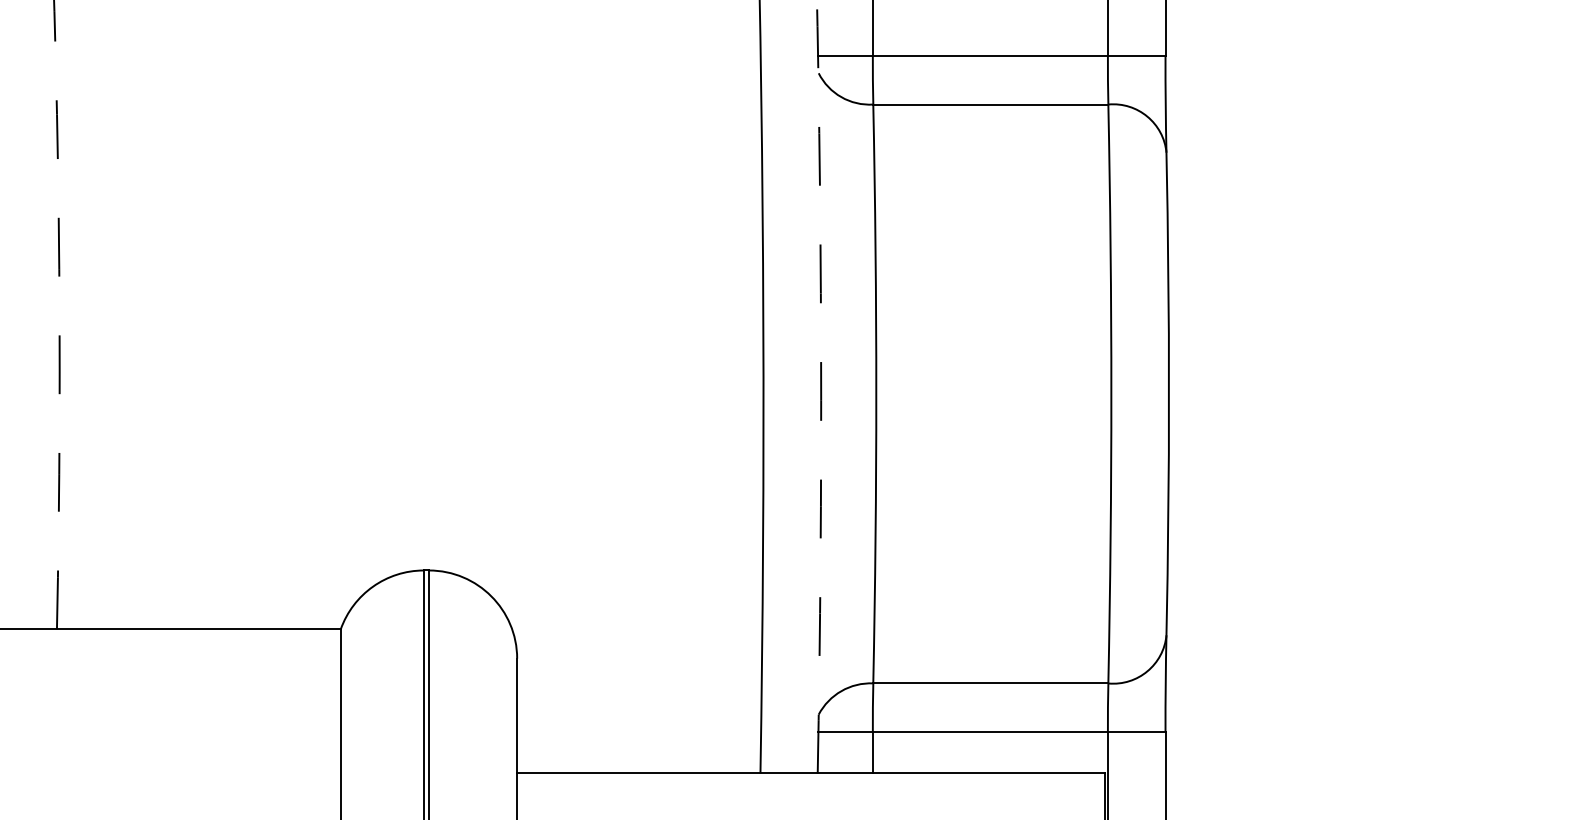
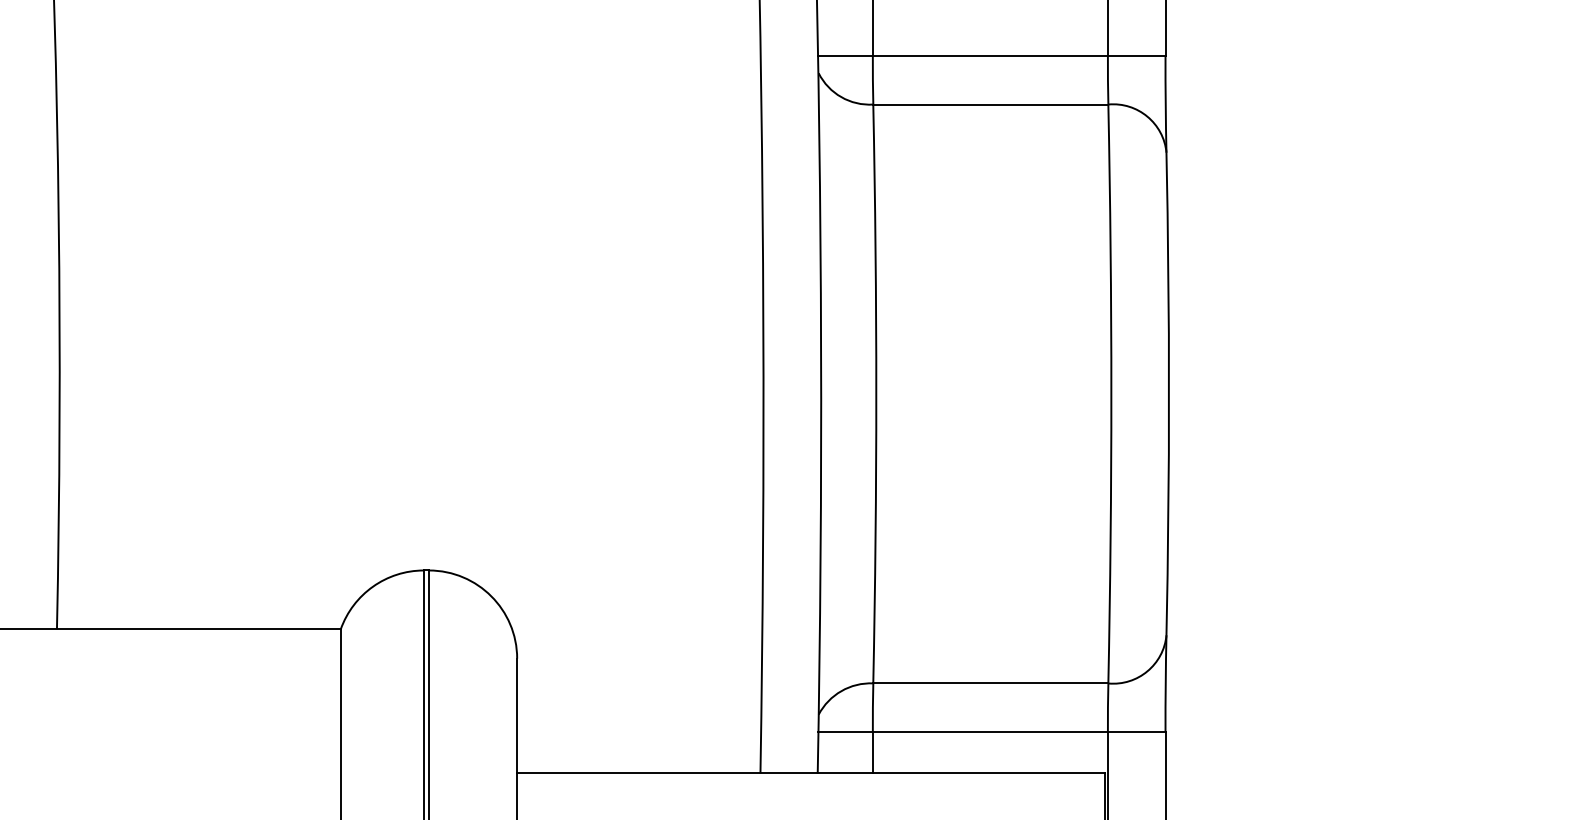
arc: dashed -> solid (59, 314)
arc: dashed -> solid (821, 386)
